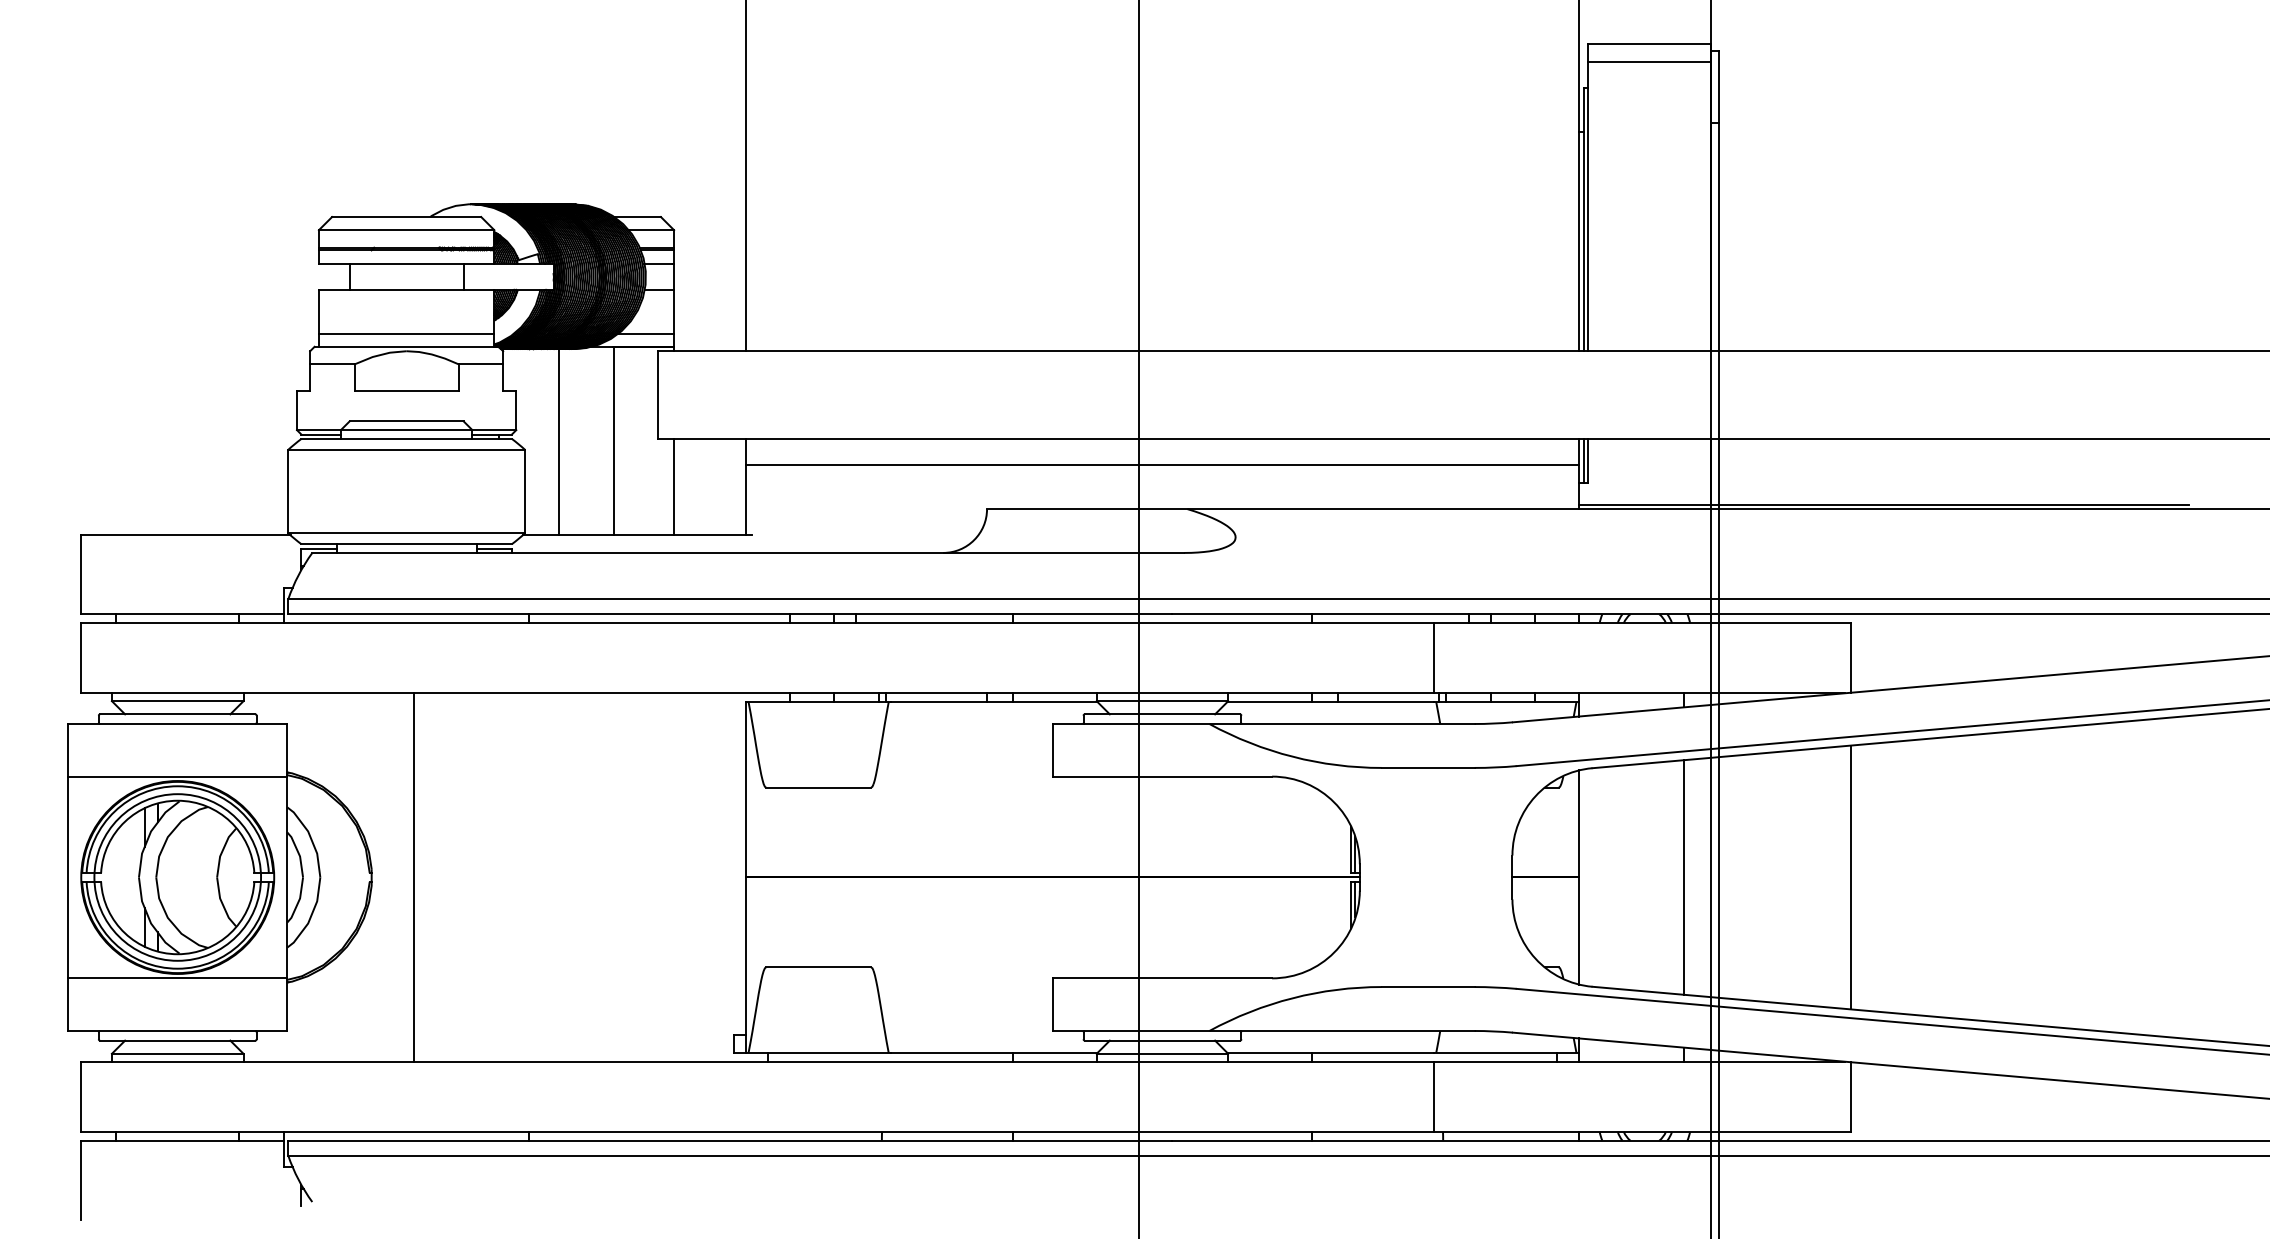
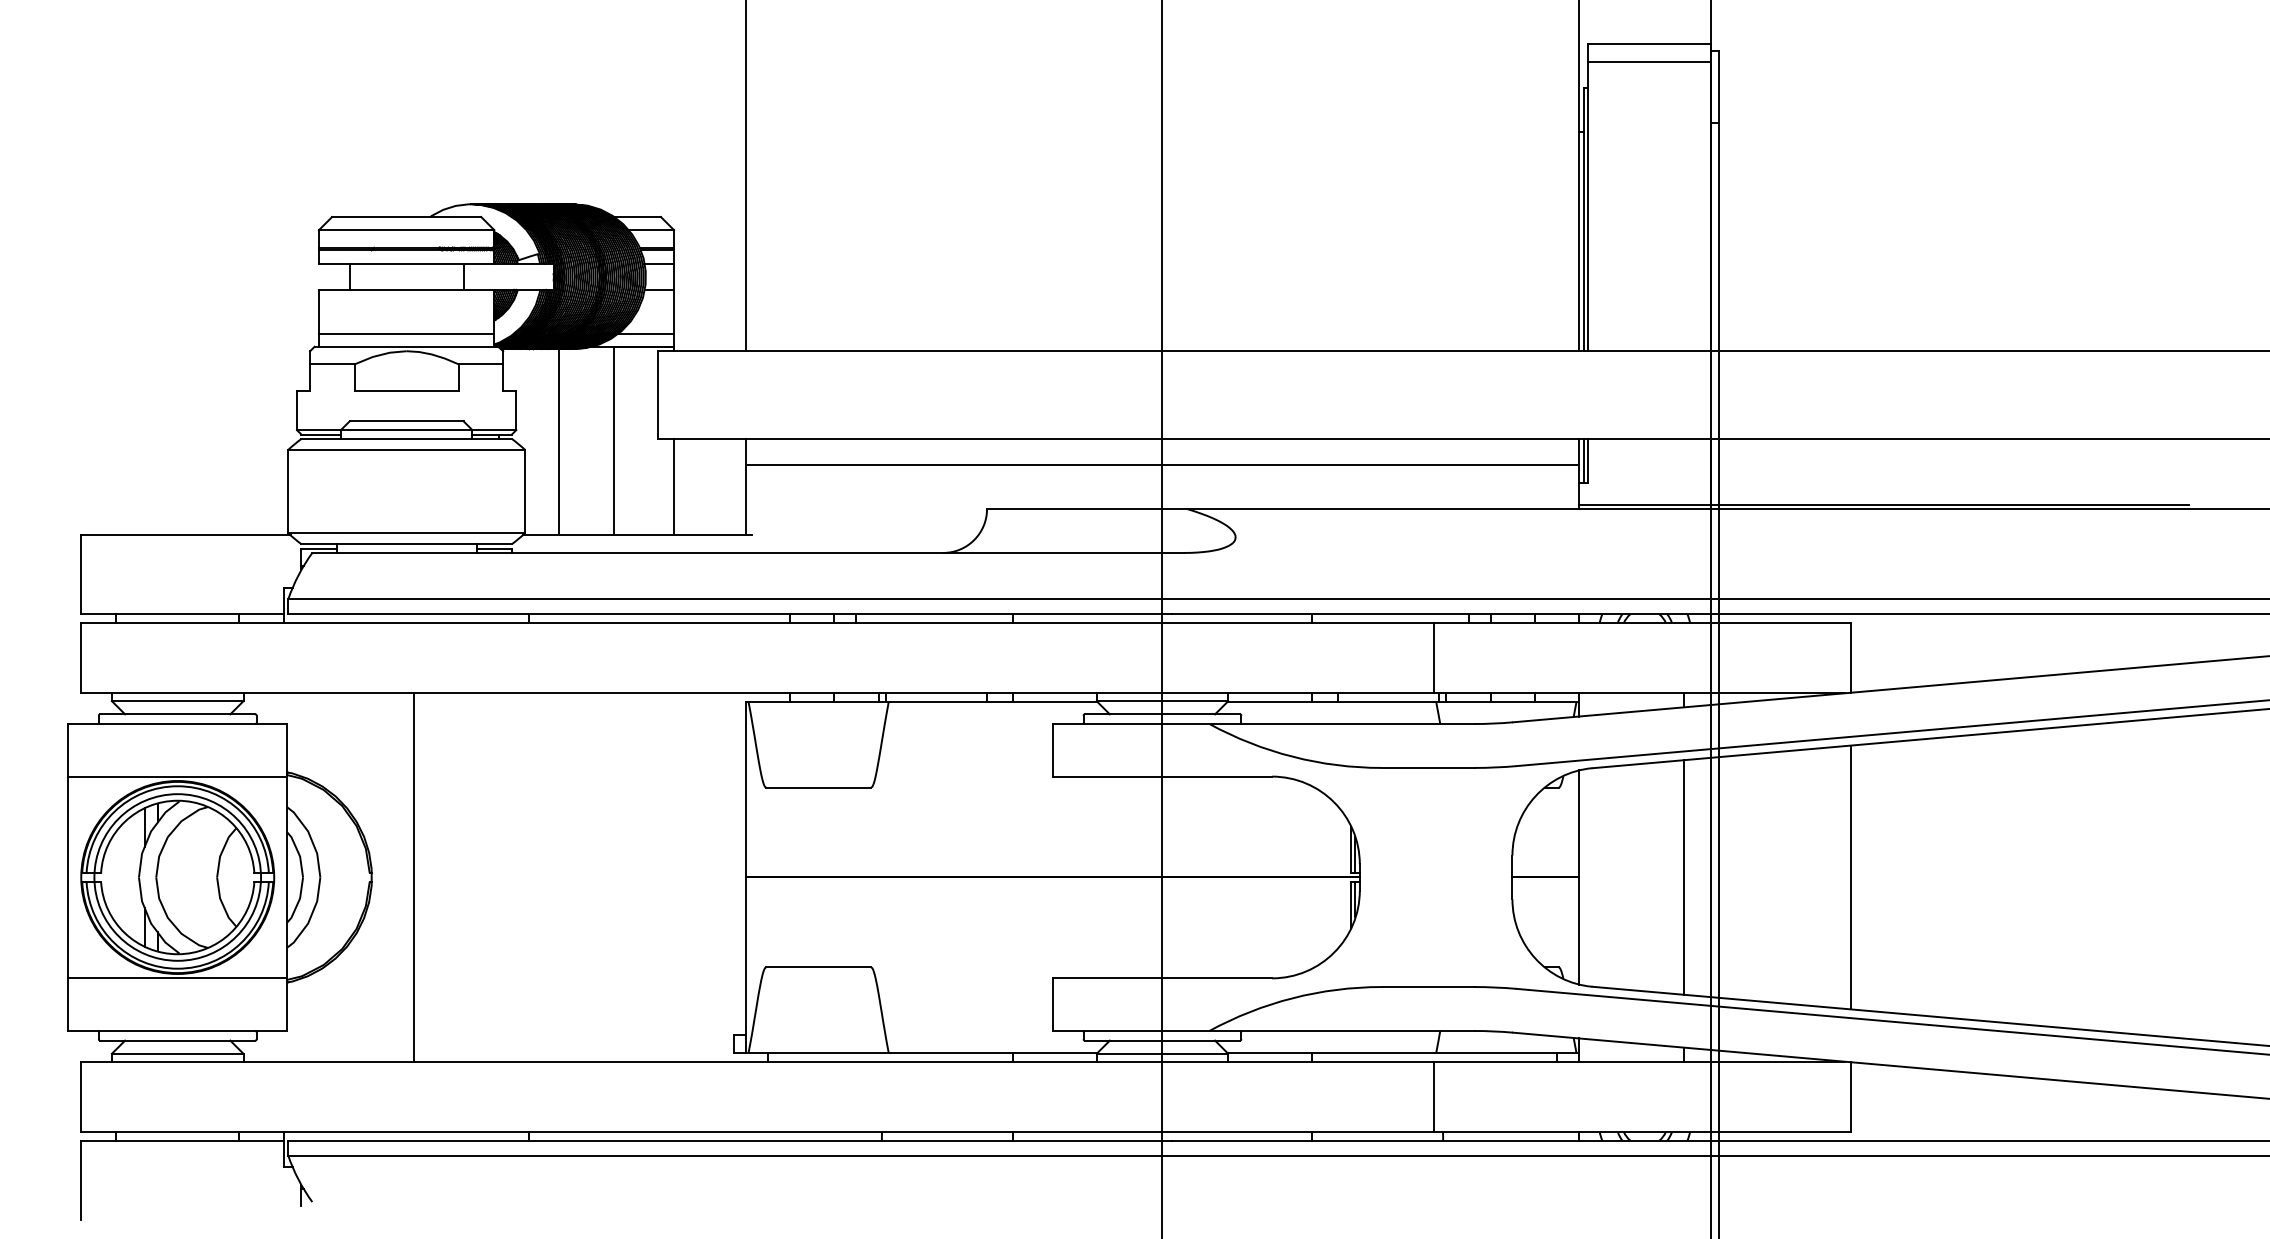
line position: (1139, 618) -> (1162, 618) (1162, 618)
